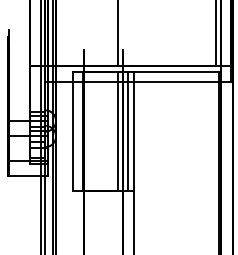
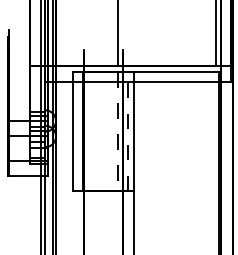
line: solid -> dashed (127, 131)
line: solid -> dashed (118, 132)
